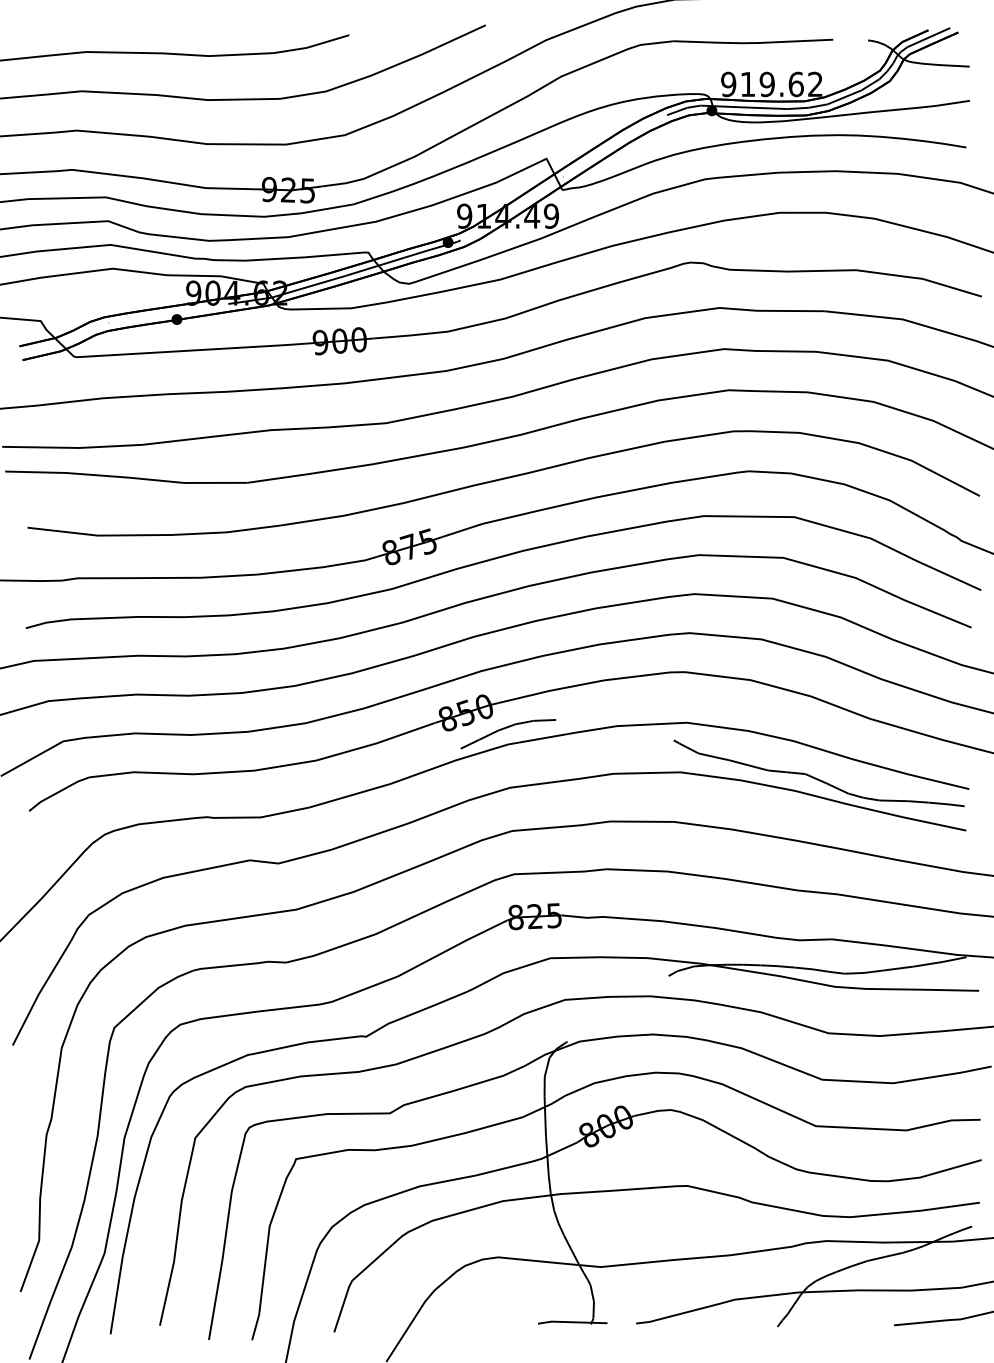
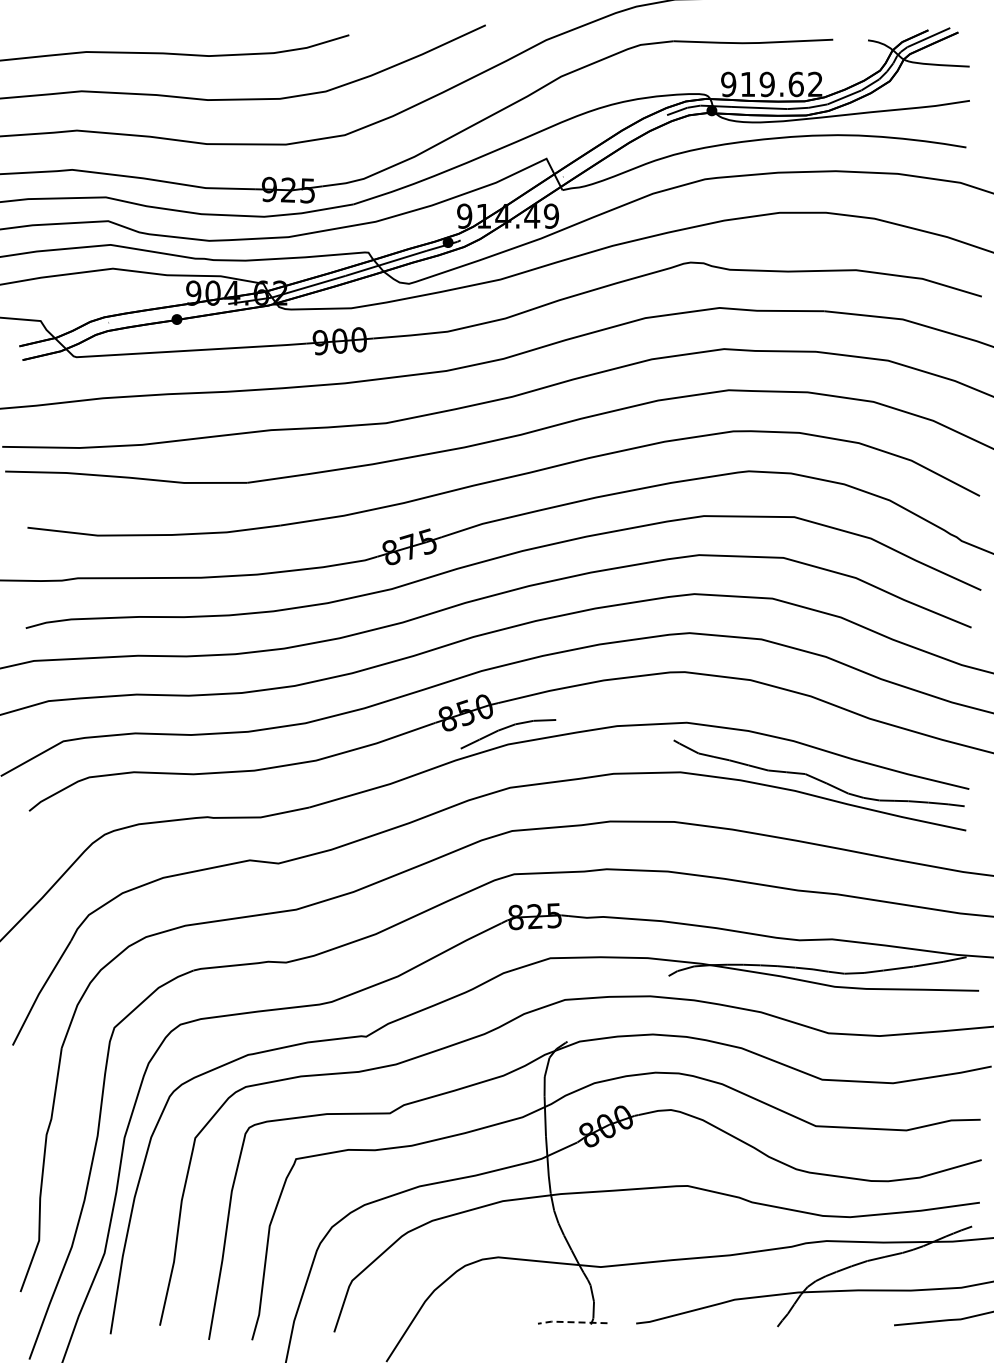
line: solid -> dashed (571, 1322)
